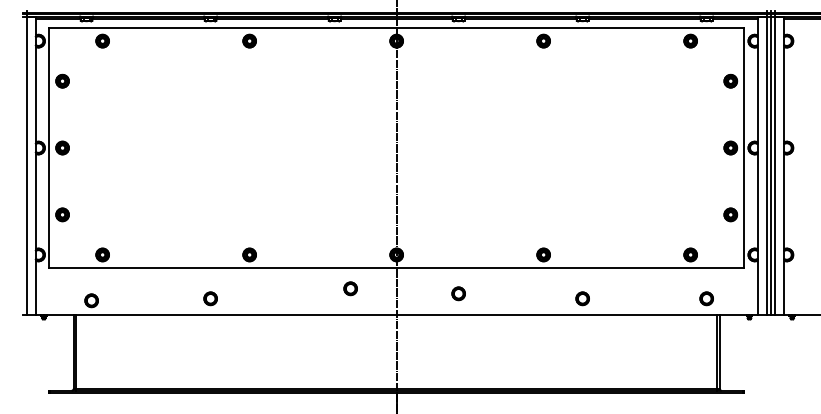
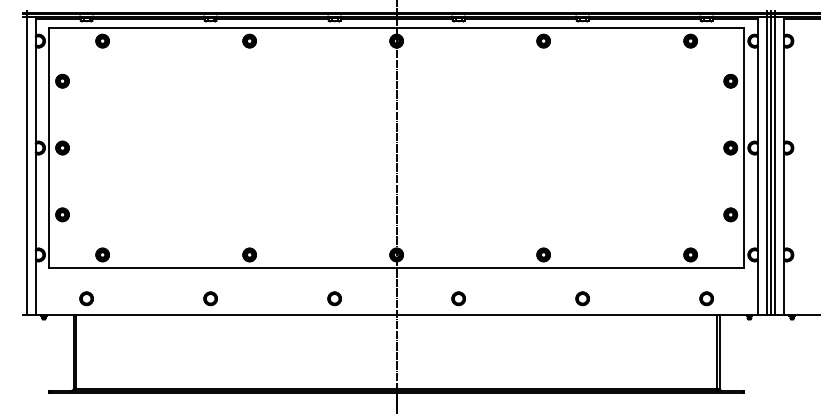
part position: (350, 288) -> (334, 298) (334, 298)
part position: (458, 293) -> (458, 298) (458, 298)
part position: (91, 300) -> (86, 298) (86, 298)
